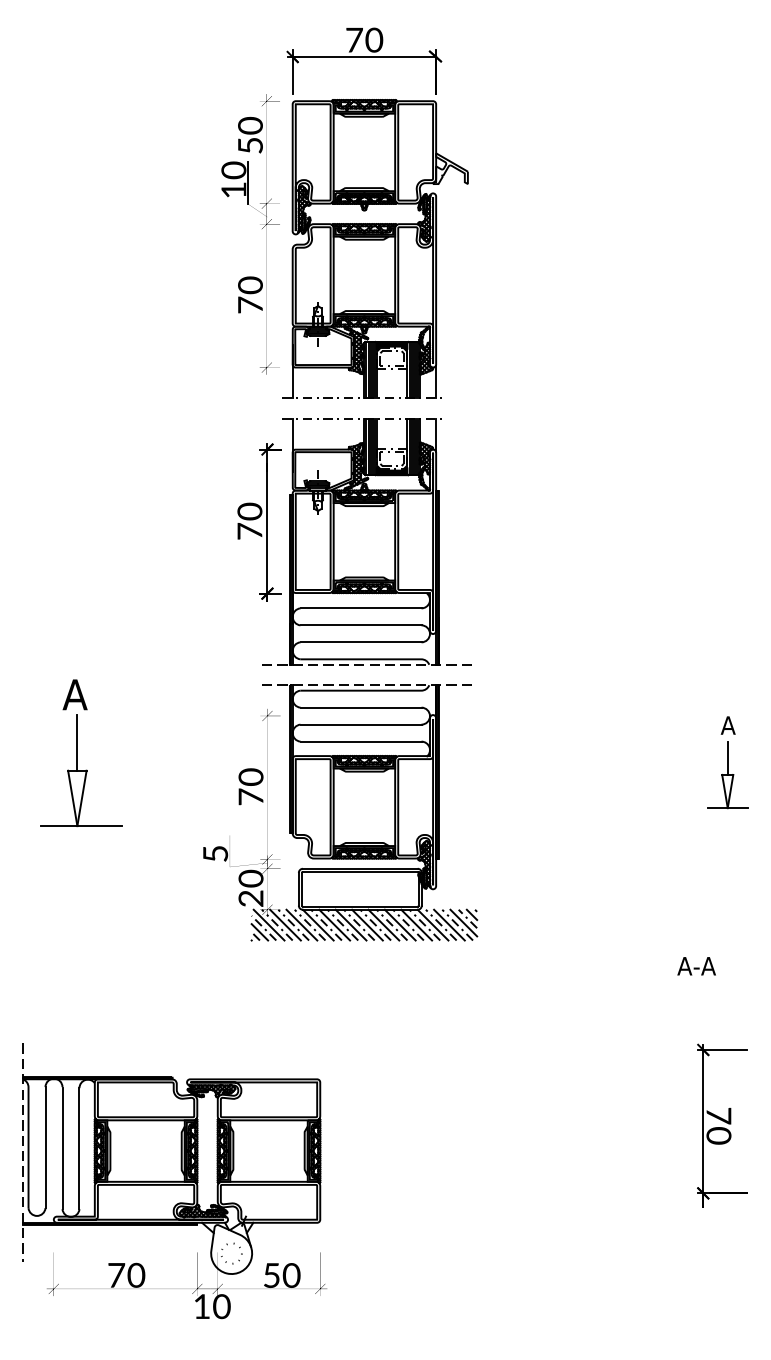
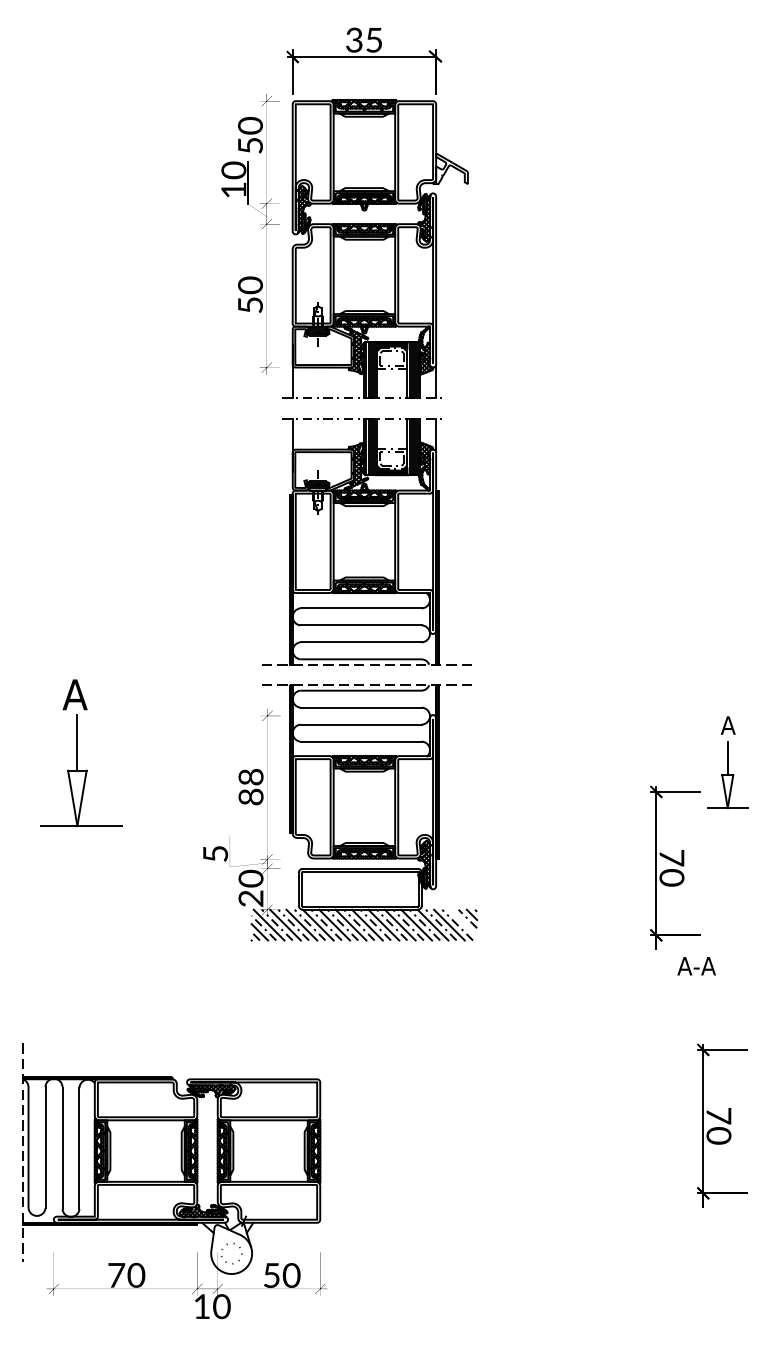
text: 70 -> 35 (364, 39)
text: 70 -> 50 (250, 304)
part: present -> none (259, 522)
text: 70 -> 88 (250, 786)
part: none -> present (675, 867)
line: present -> none (463, 922)
